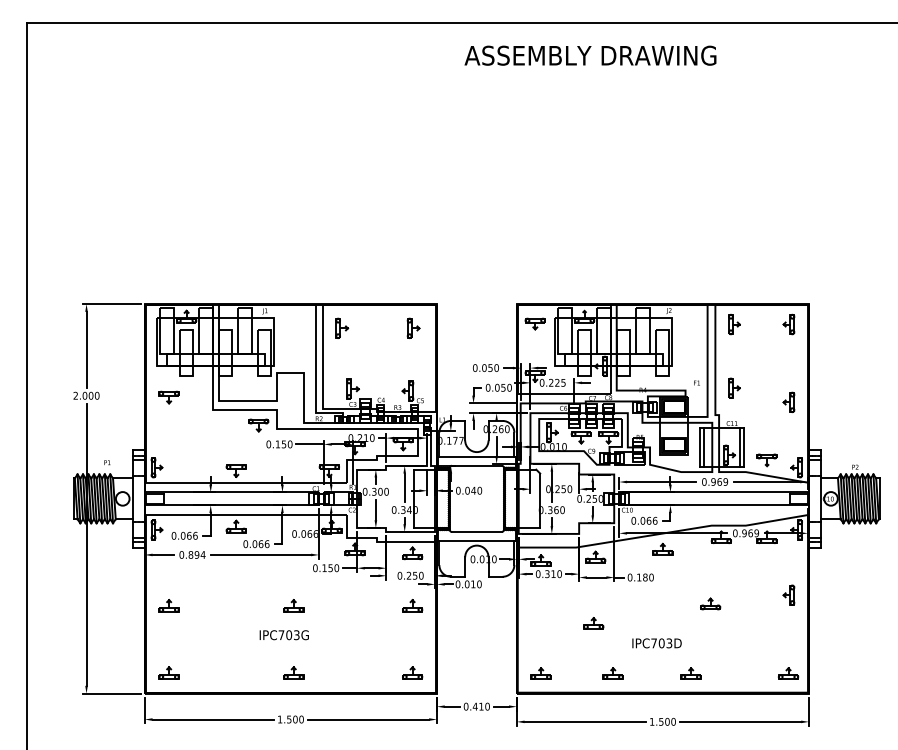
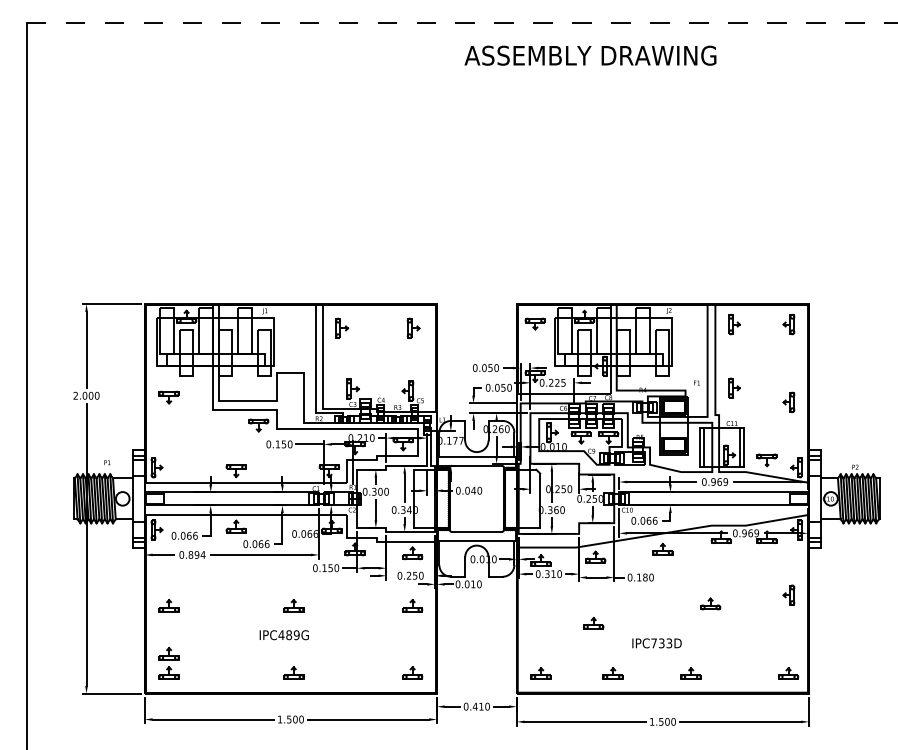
line: solid -> dashed (461, 22)
text: IPC703G -> IPC489G (288, 634)
text: IPC703D -> IPC733D (661, 643)
part: none -> present (168, 653)
